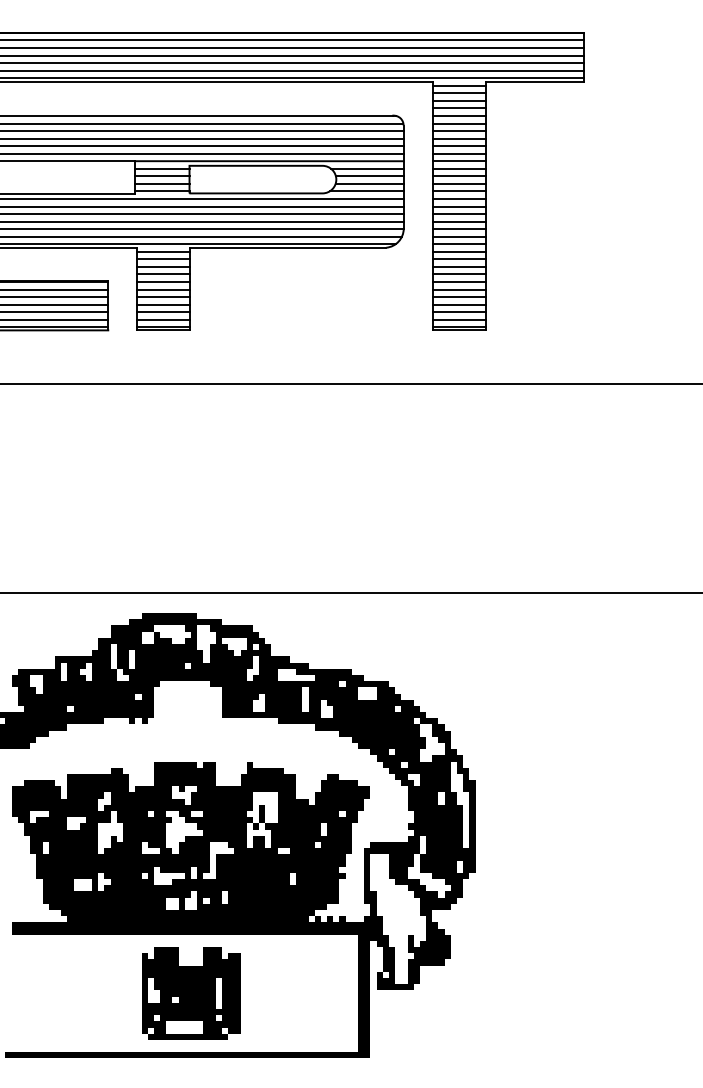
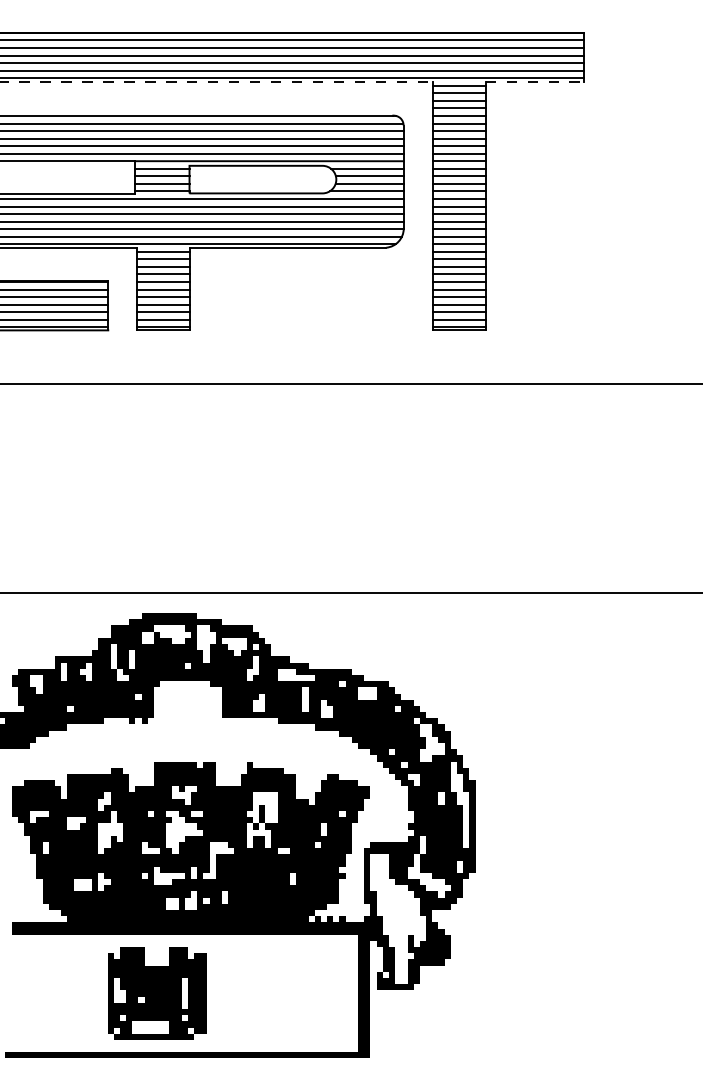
line: solid -> dashed (217, 82)
line: solid -> dashed (535, 82)
part position: (191, 993) -> (157, 993) (157, 993)
